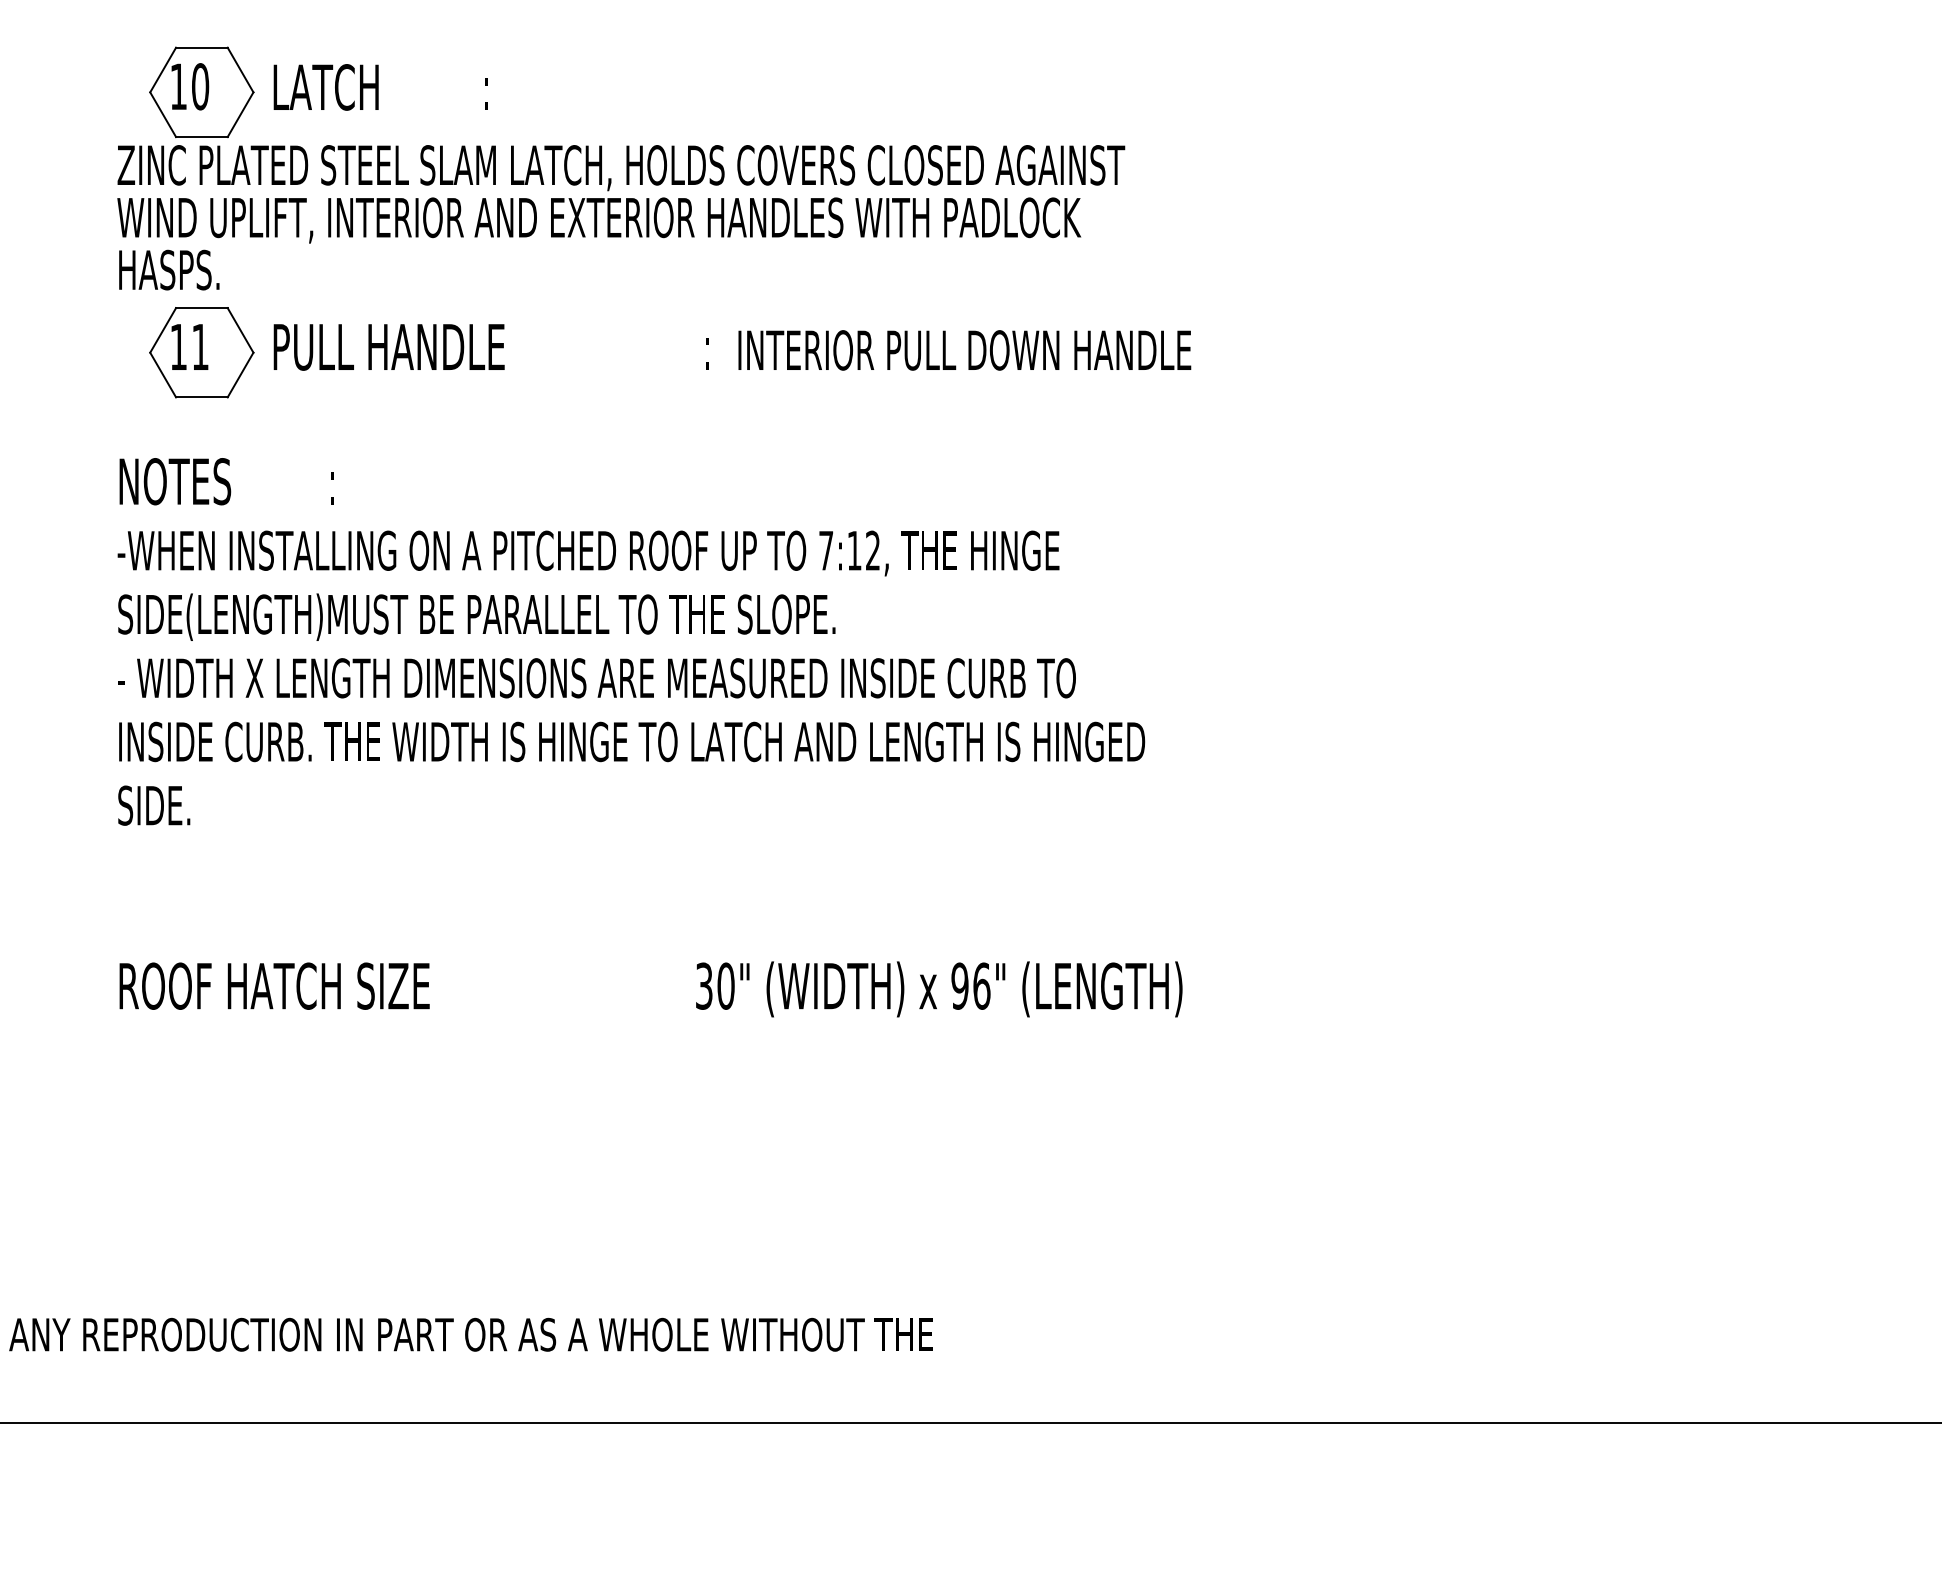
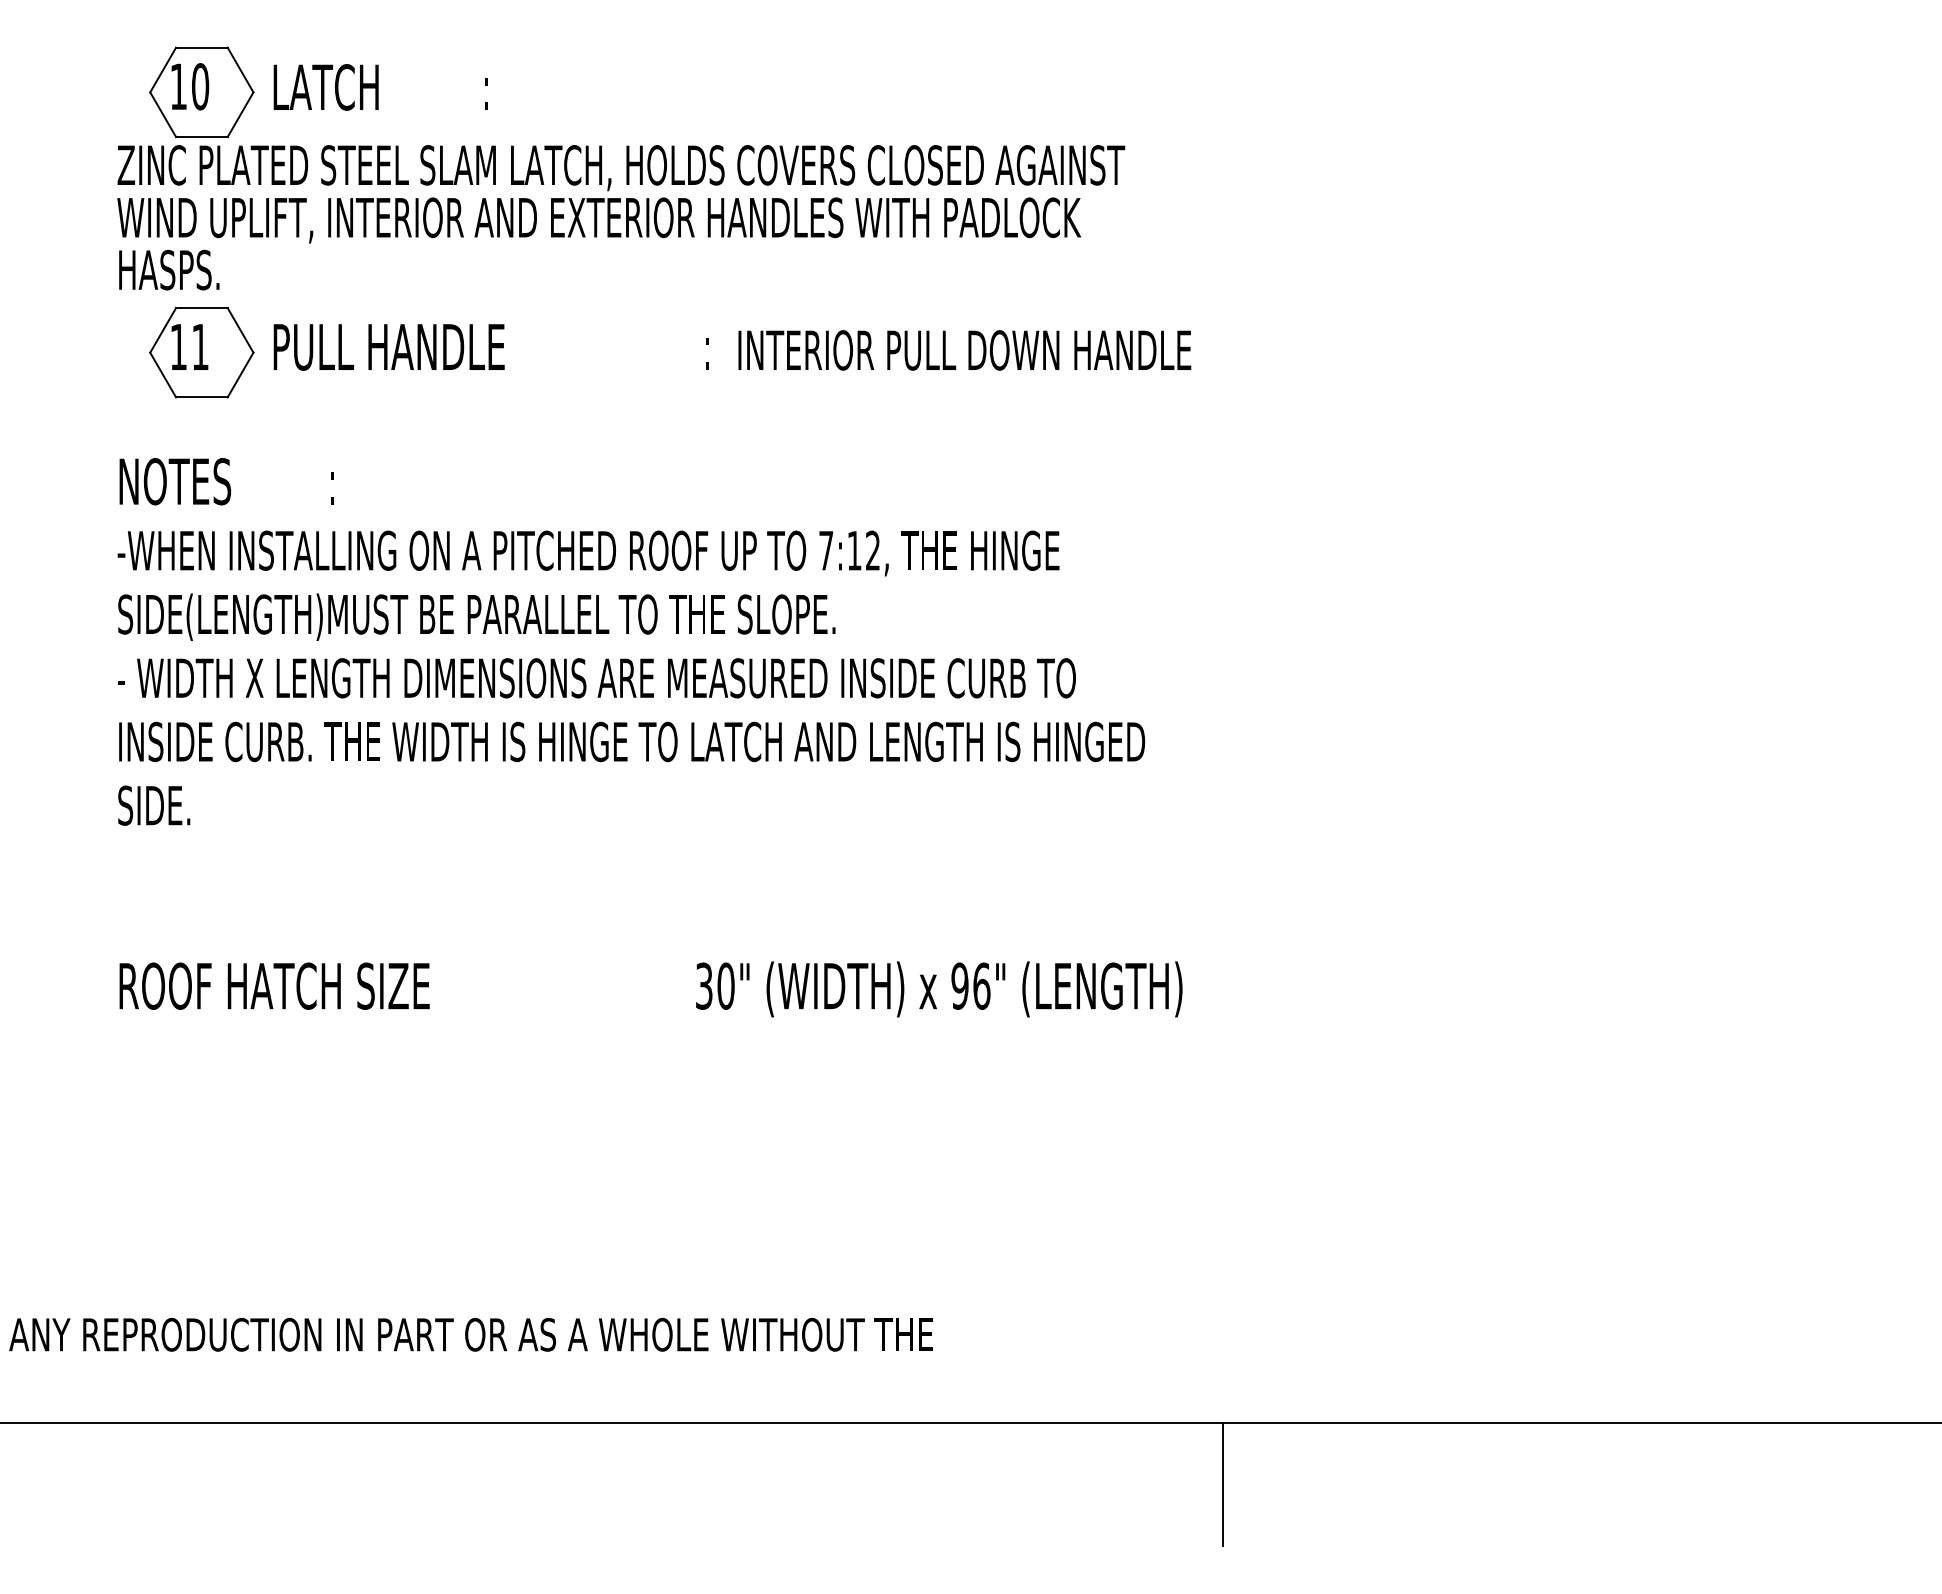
line: none -> present (1222, 1484)
